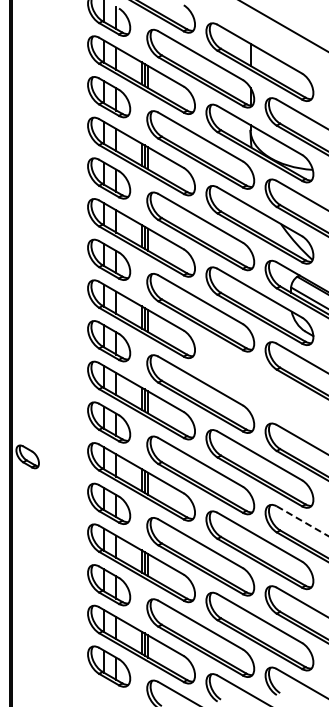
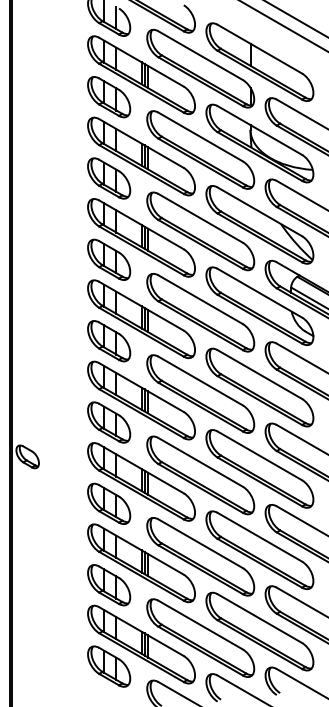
line: none -> present (296, 18)
part: none -> present (259, 387)
line: dashed -> solid (302, 521)
